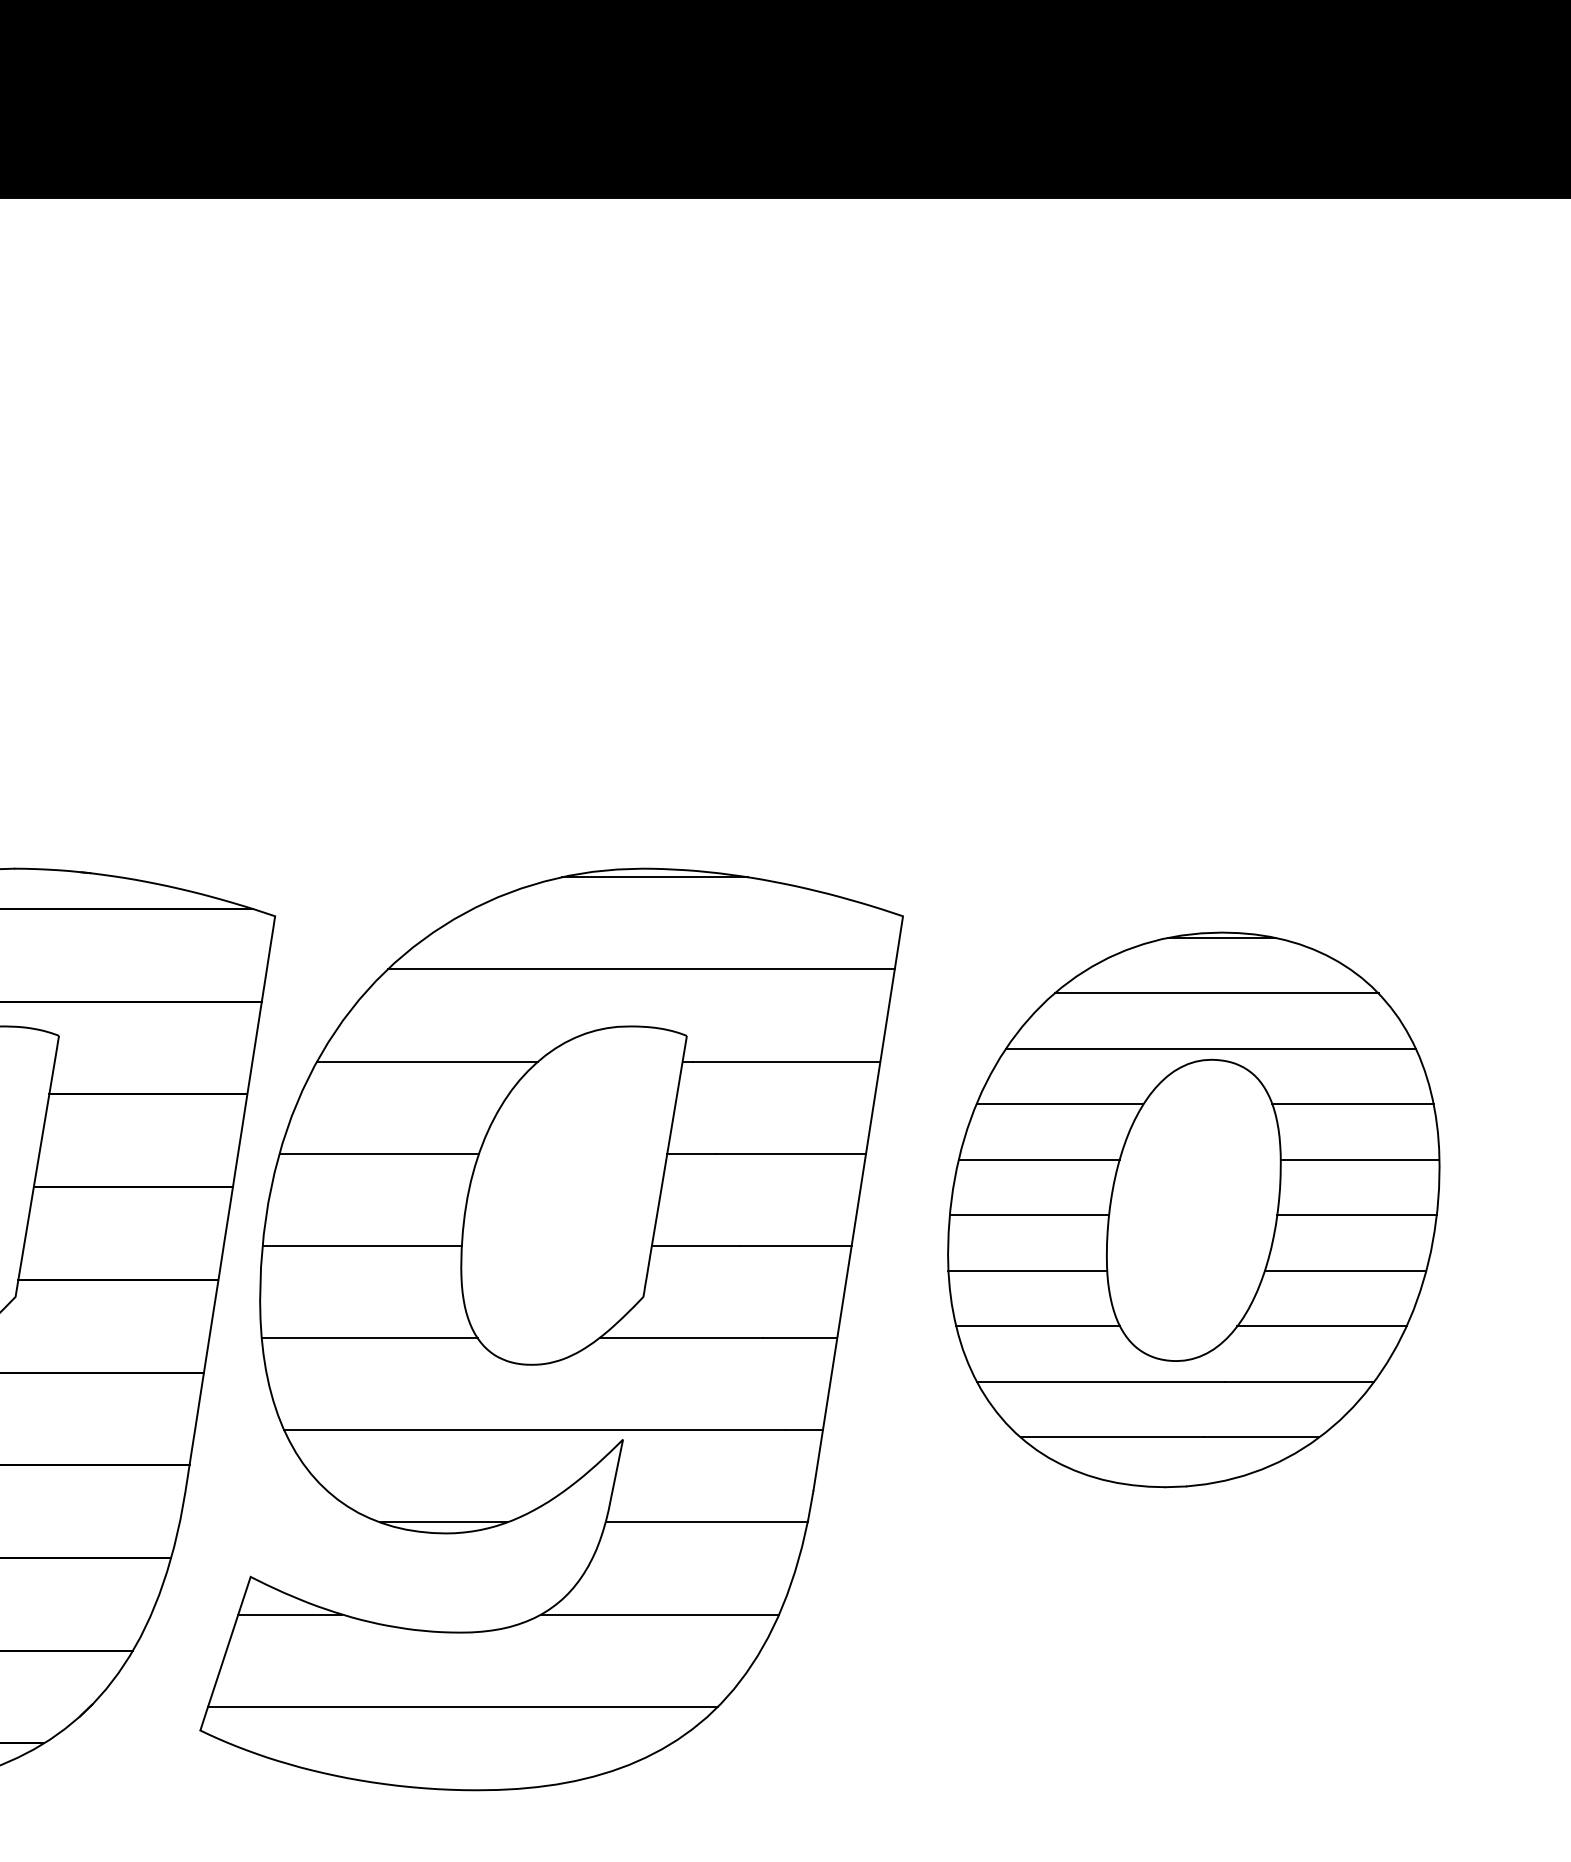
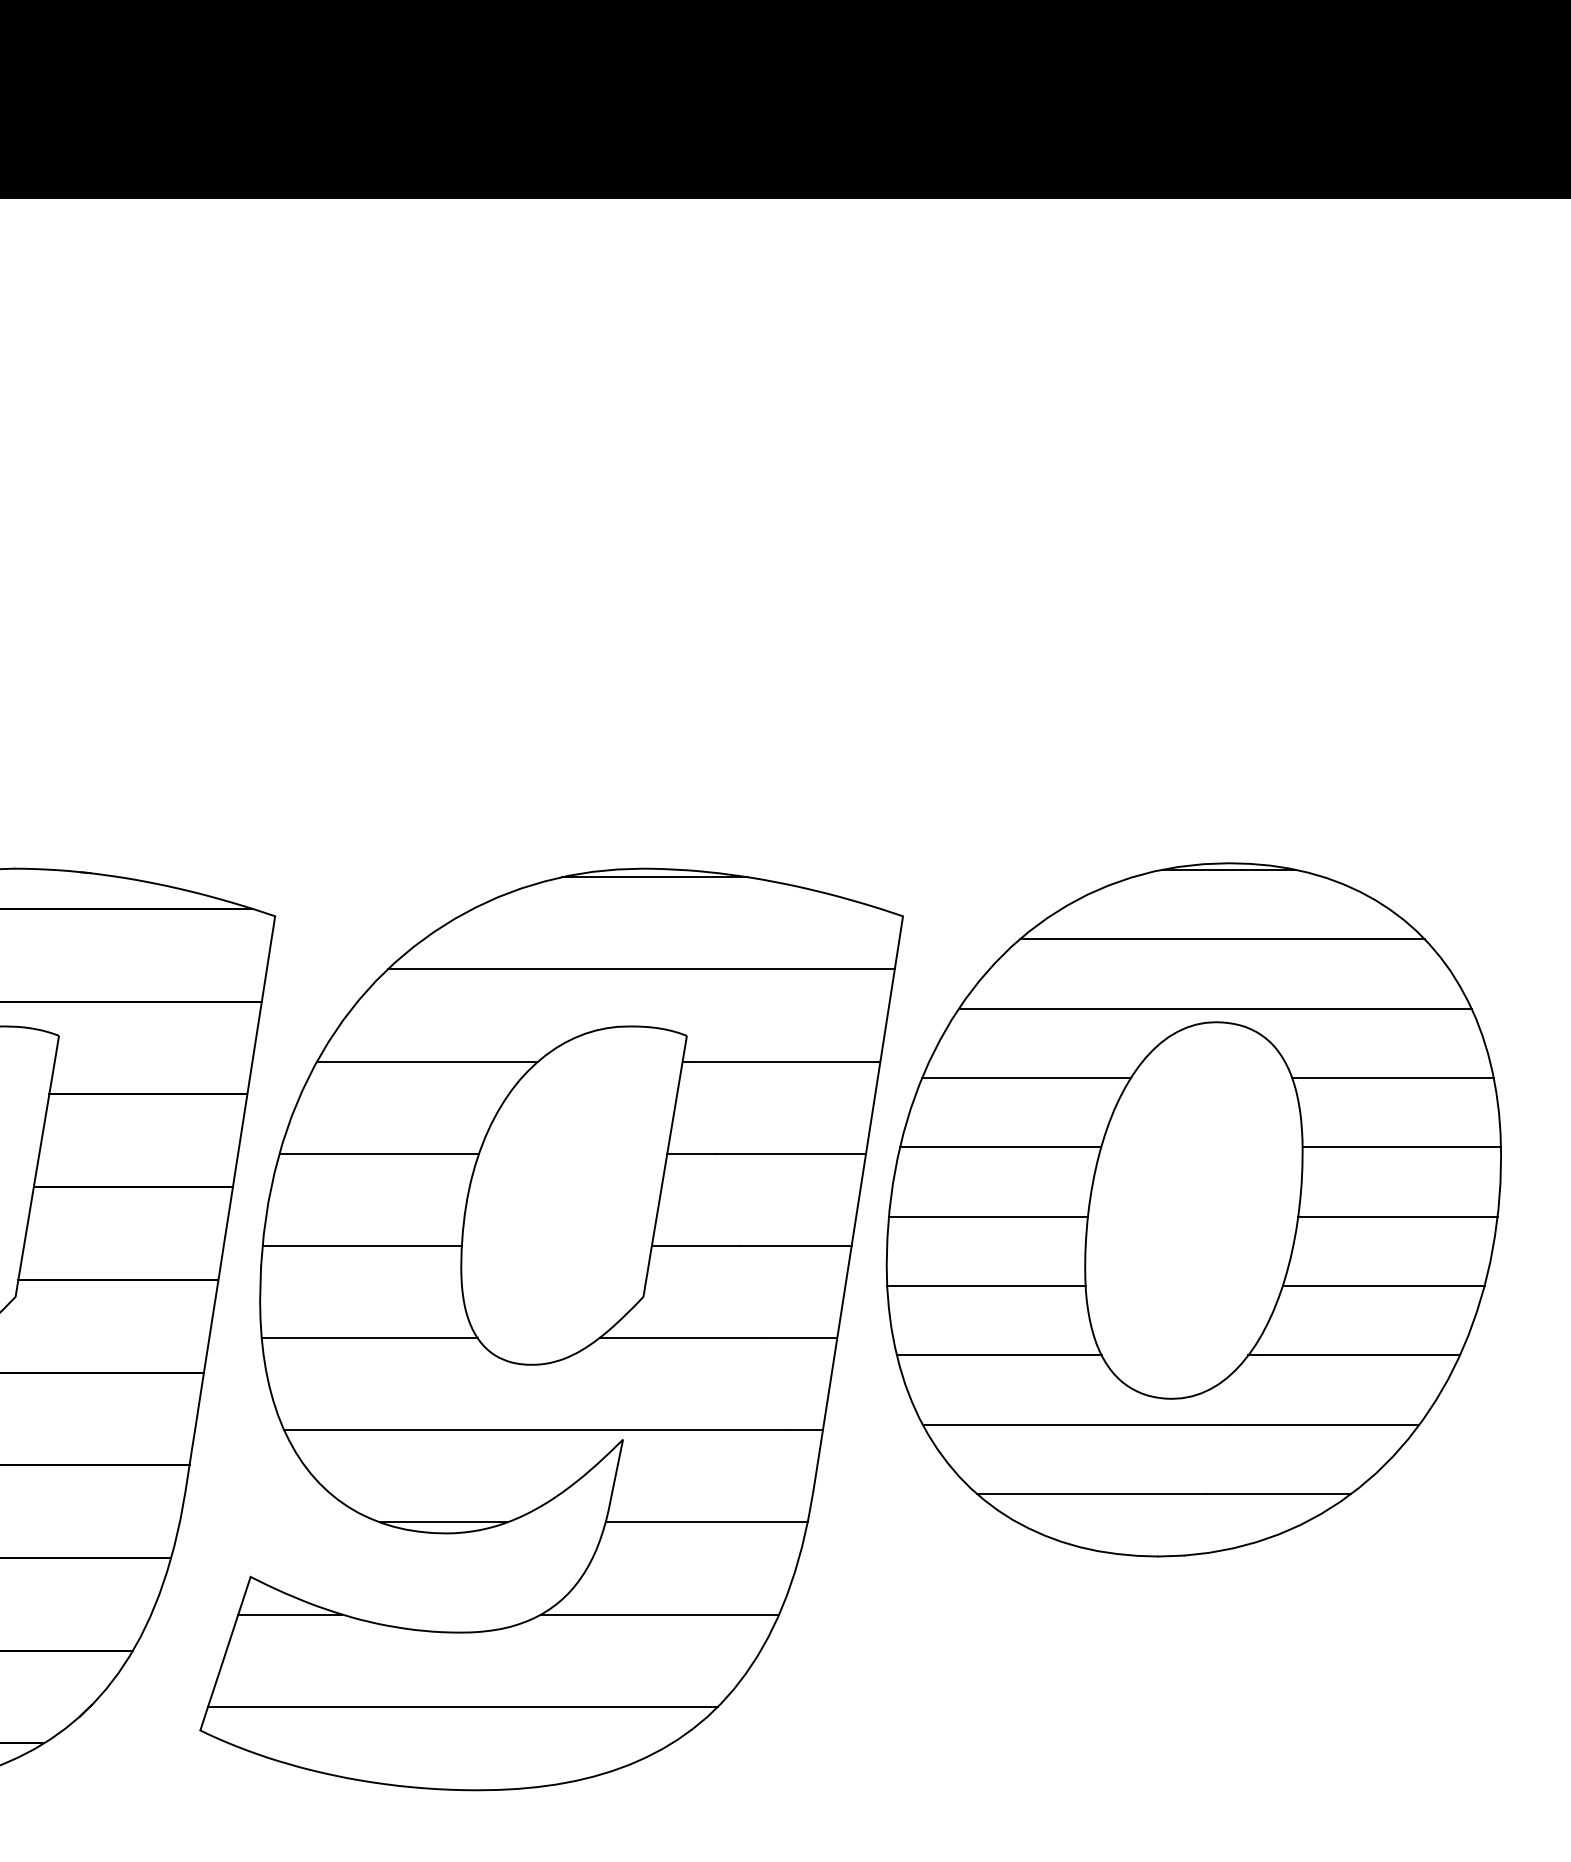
part size: 494x558 px -> 617x696 px (1193, 1209)
